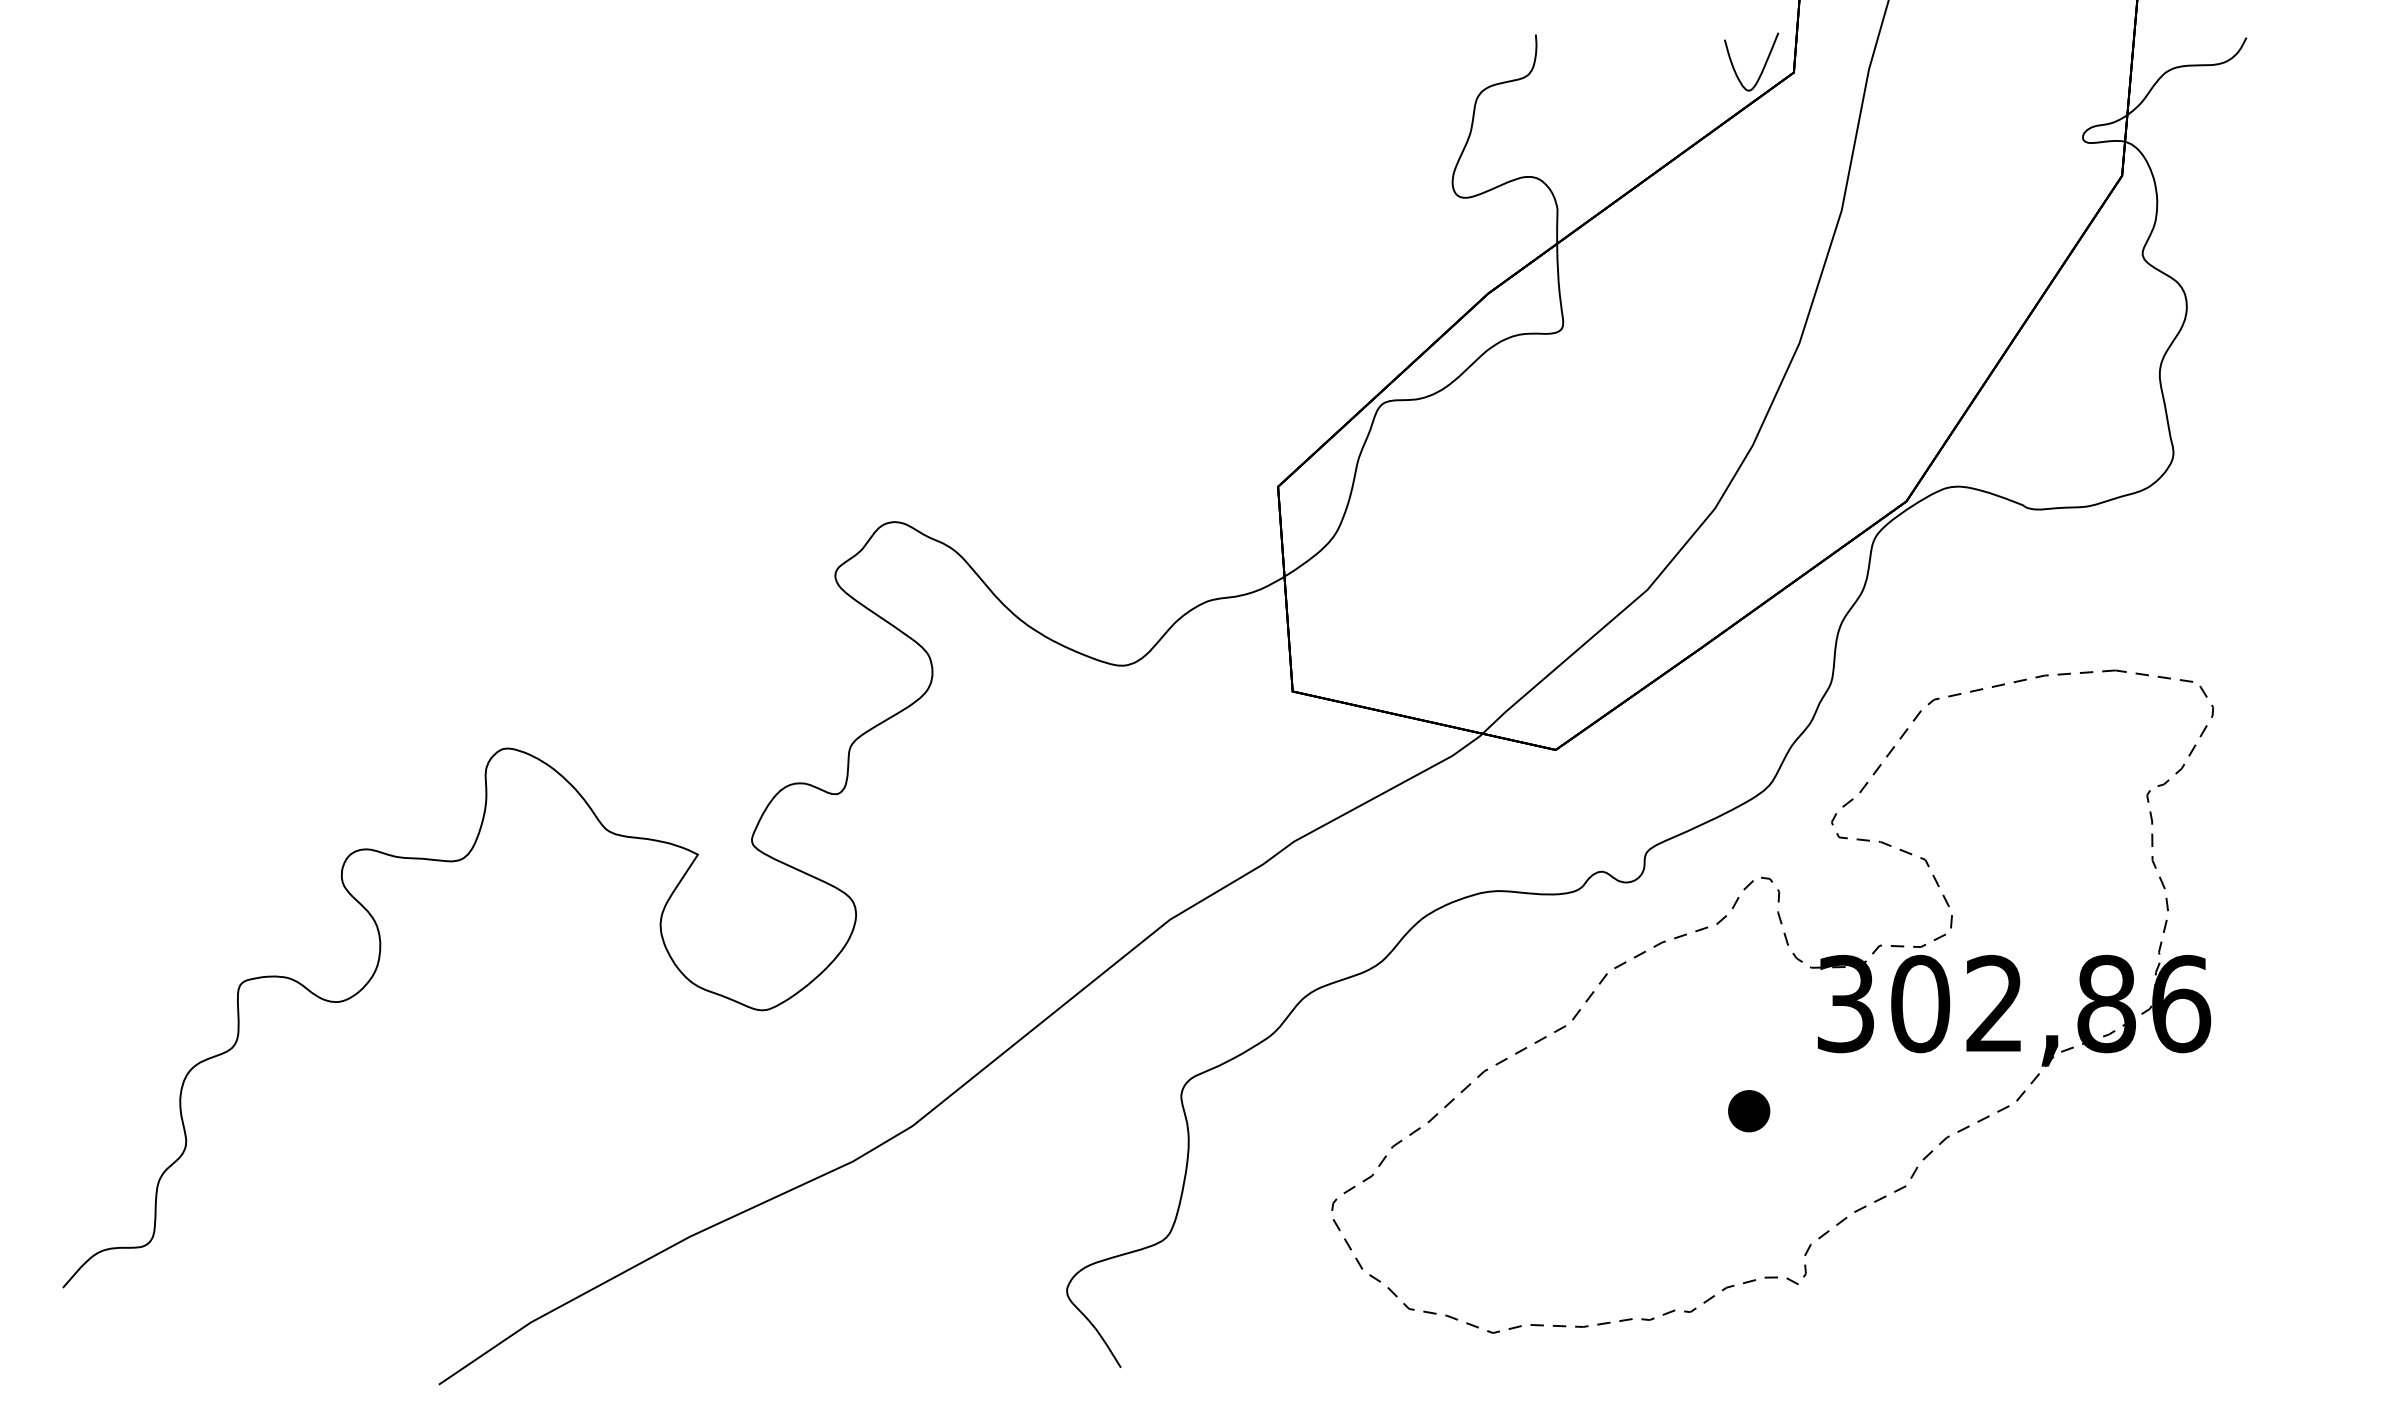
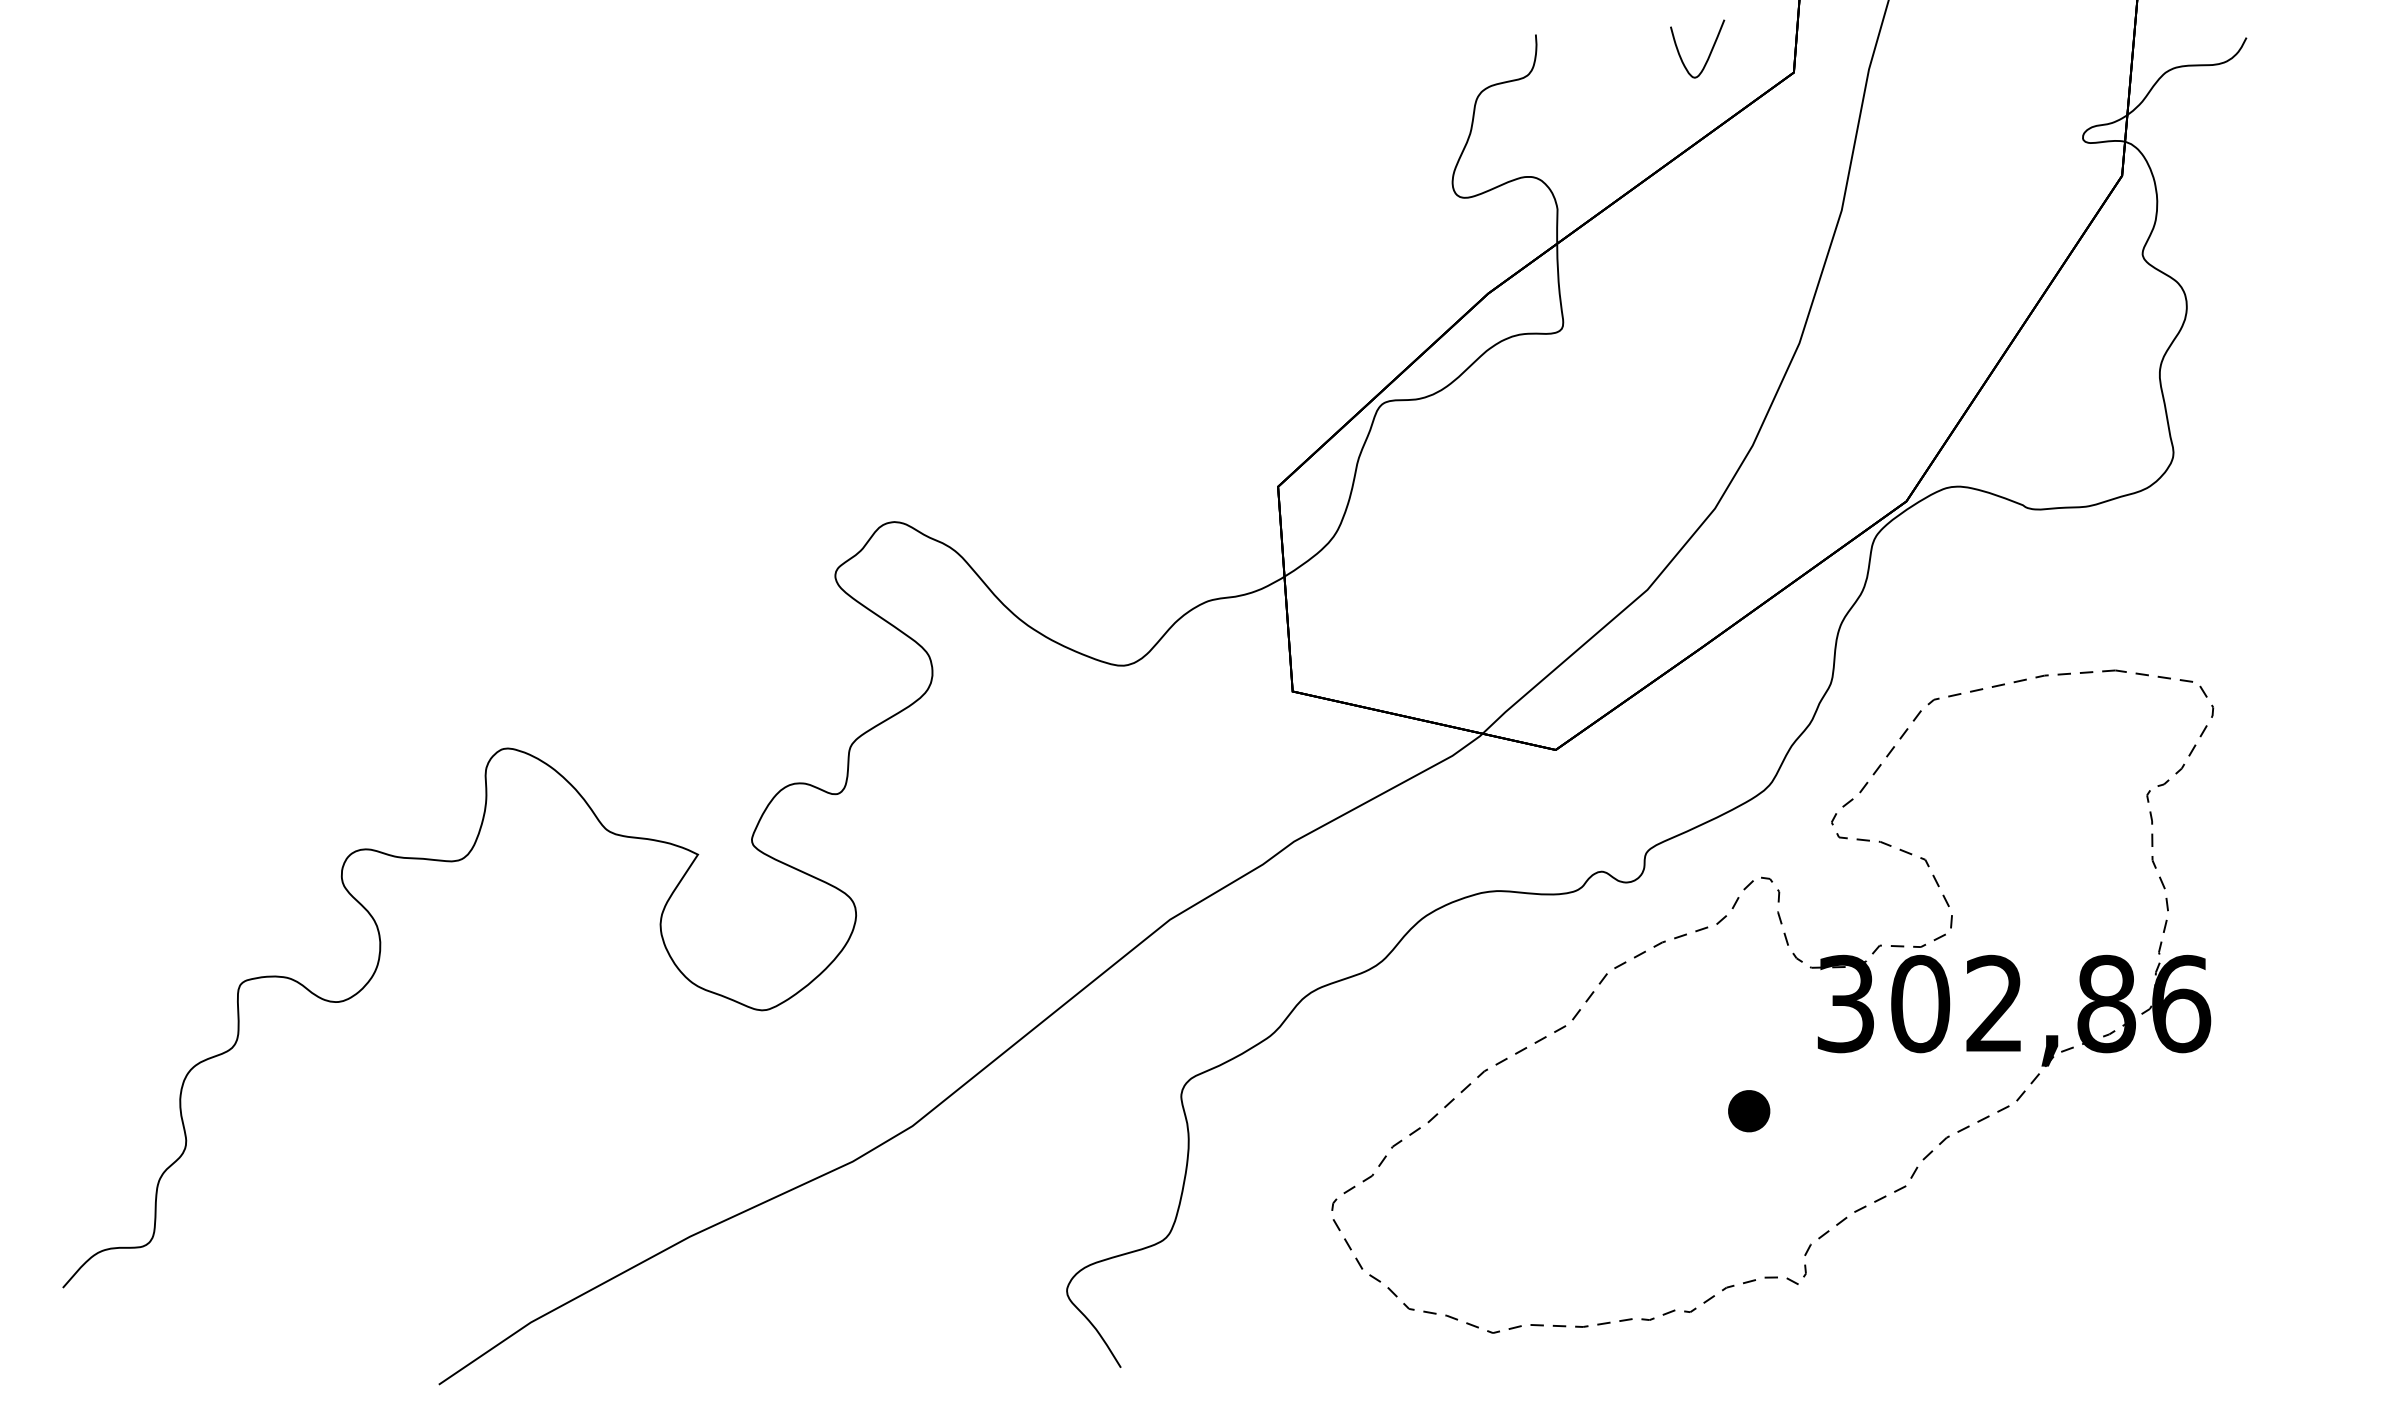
curve position: (1763, 66) -> (1709, 53) (1709, 53)
